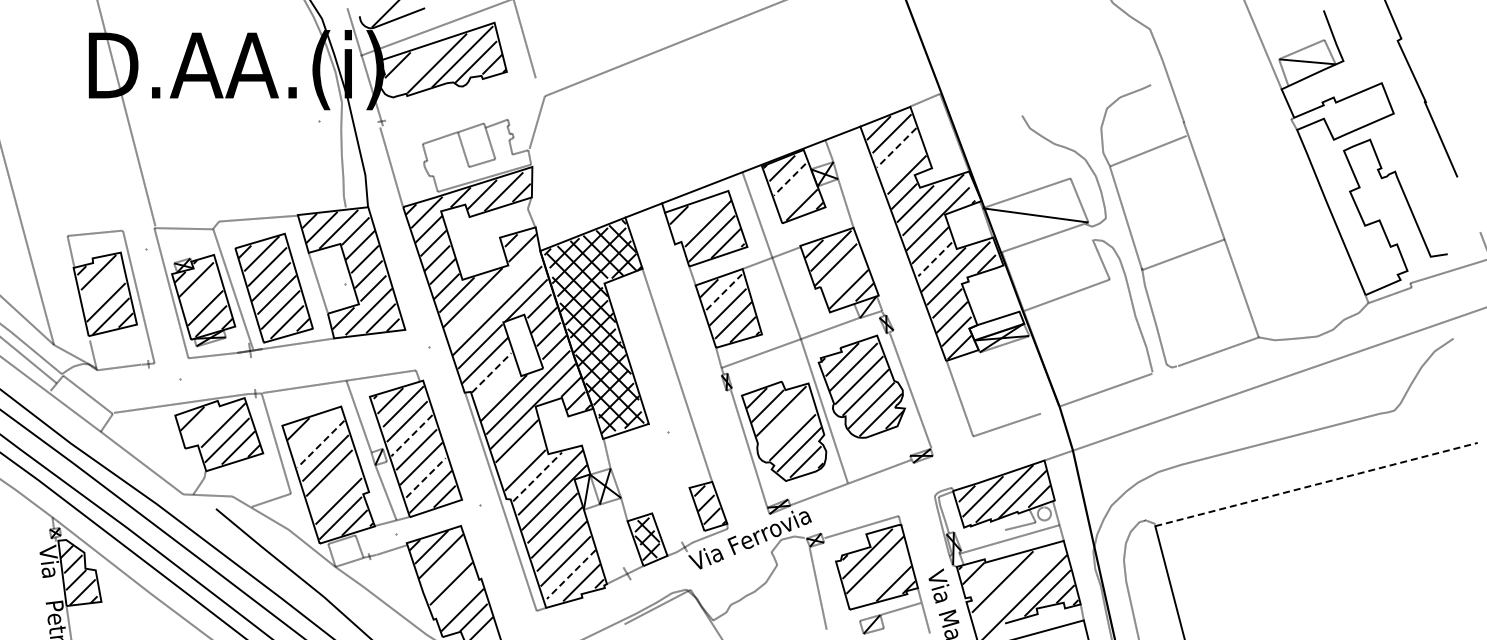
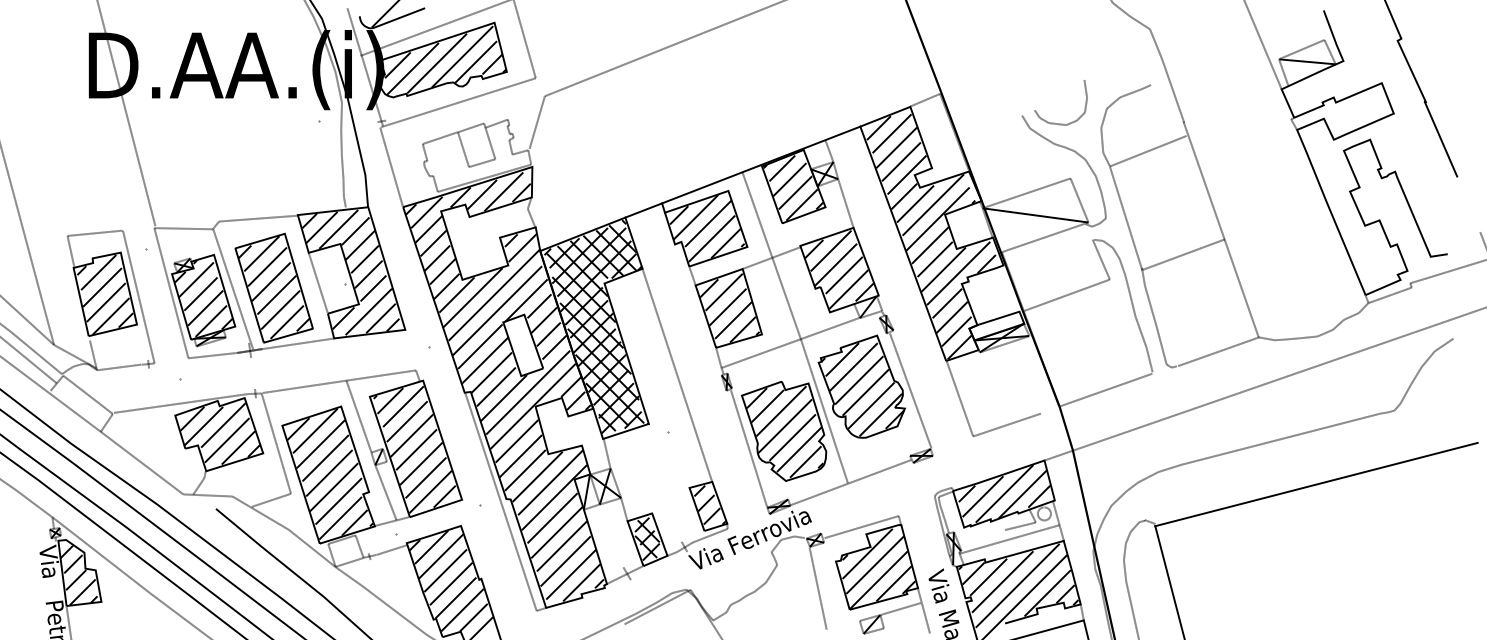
line: none -> present (412, 68)
line: none -> present (458, 102)
curve: none -> present (1054, 122)
line: dashed -> solid (896, 147)
line: none -> present (901, 161)
line: dashed -> solid (789, 179)
line: none -> present (795, 192)
line: none -> present (695, 216)
line: dashed -> solid (935, 259)
line: none -> present (844, 275)
line: none -> present (102, 287)
line: dashed -> solid (724, 291)
line: none -> present (200, 294)
line: none -> present (494, 295)
line: dashed -> solid (491, 372)
line: none -> present (496, 386)
line: none -> present (203, 426)
line: none -> present (784, 426)
line: none -> present (314, 430)
line: dashed -> solid (411, 436)
line: dashed -> solid (320, 444)
line: none -> present (520, 456)
line: dashed -> solid (537, 476)
line: dashed -> solid (425, 477)
line: dashed -> solid (1316, 484)
line: none -> present (333, 486)
line: none -> present (445, 570)
line: dashed -> solid (571, 574)
line: none -> present (988, 577)
line: none -> present (878, 580)
line: none -> present (1017, 585)
line: none -> present (455, 597)
